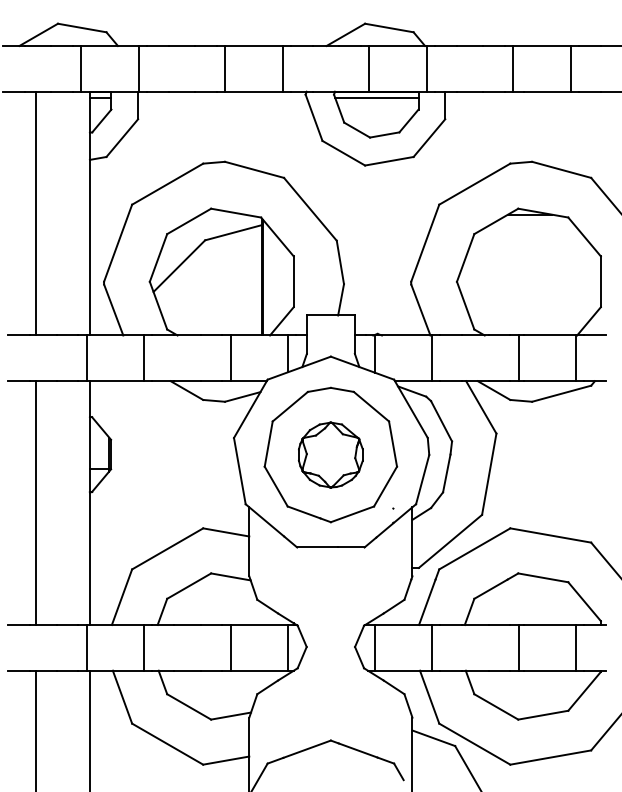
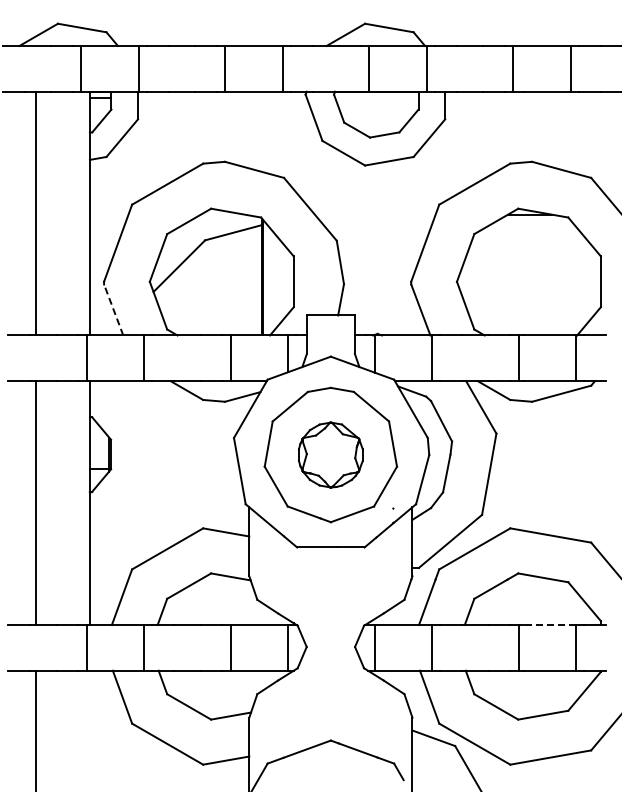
line: present -> none (376, 98)
line: solid -> dashed (113, 309)
line: solid -> dashed (549, 624)
line: present -> none (89, 729)
